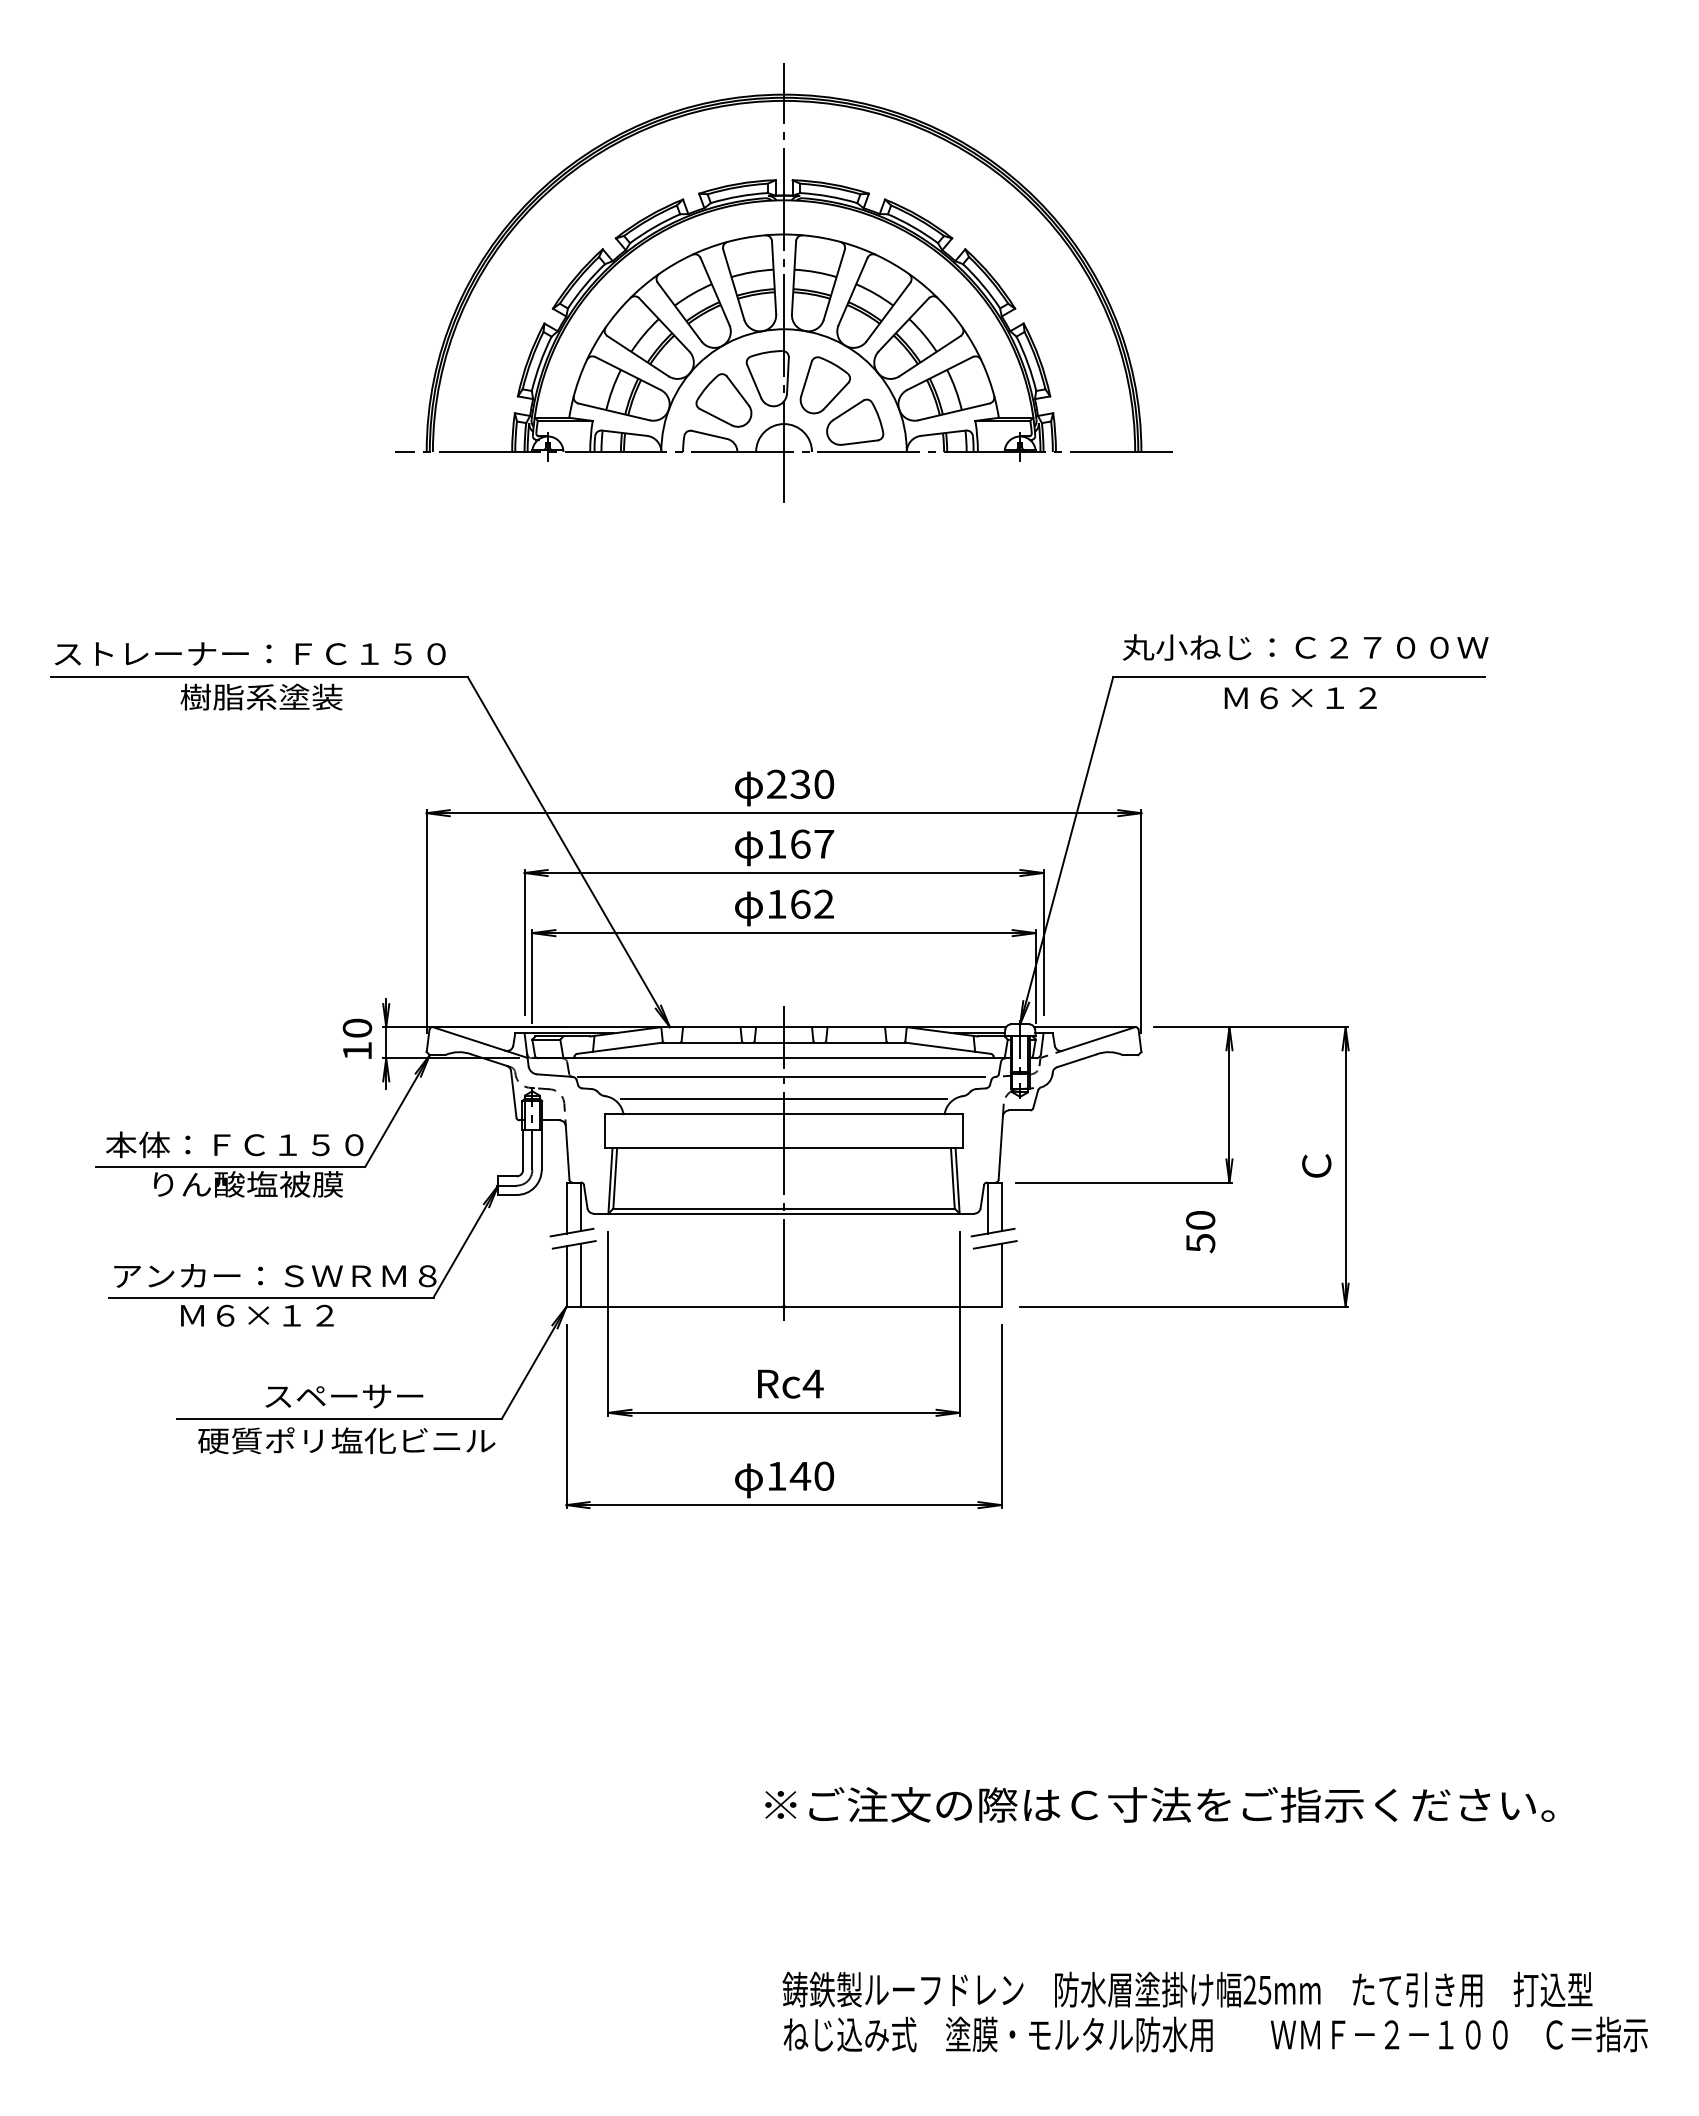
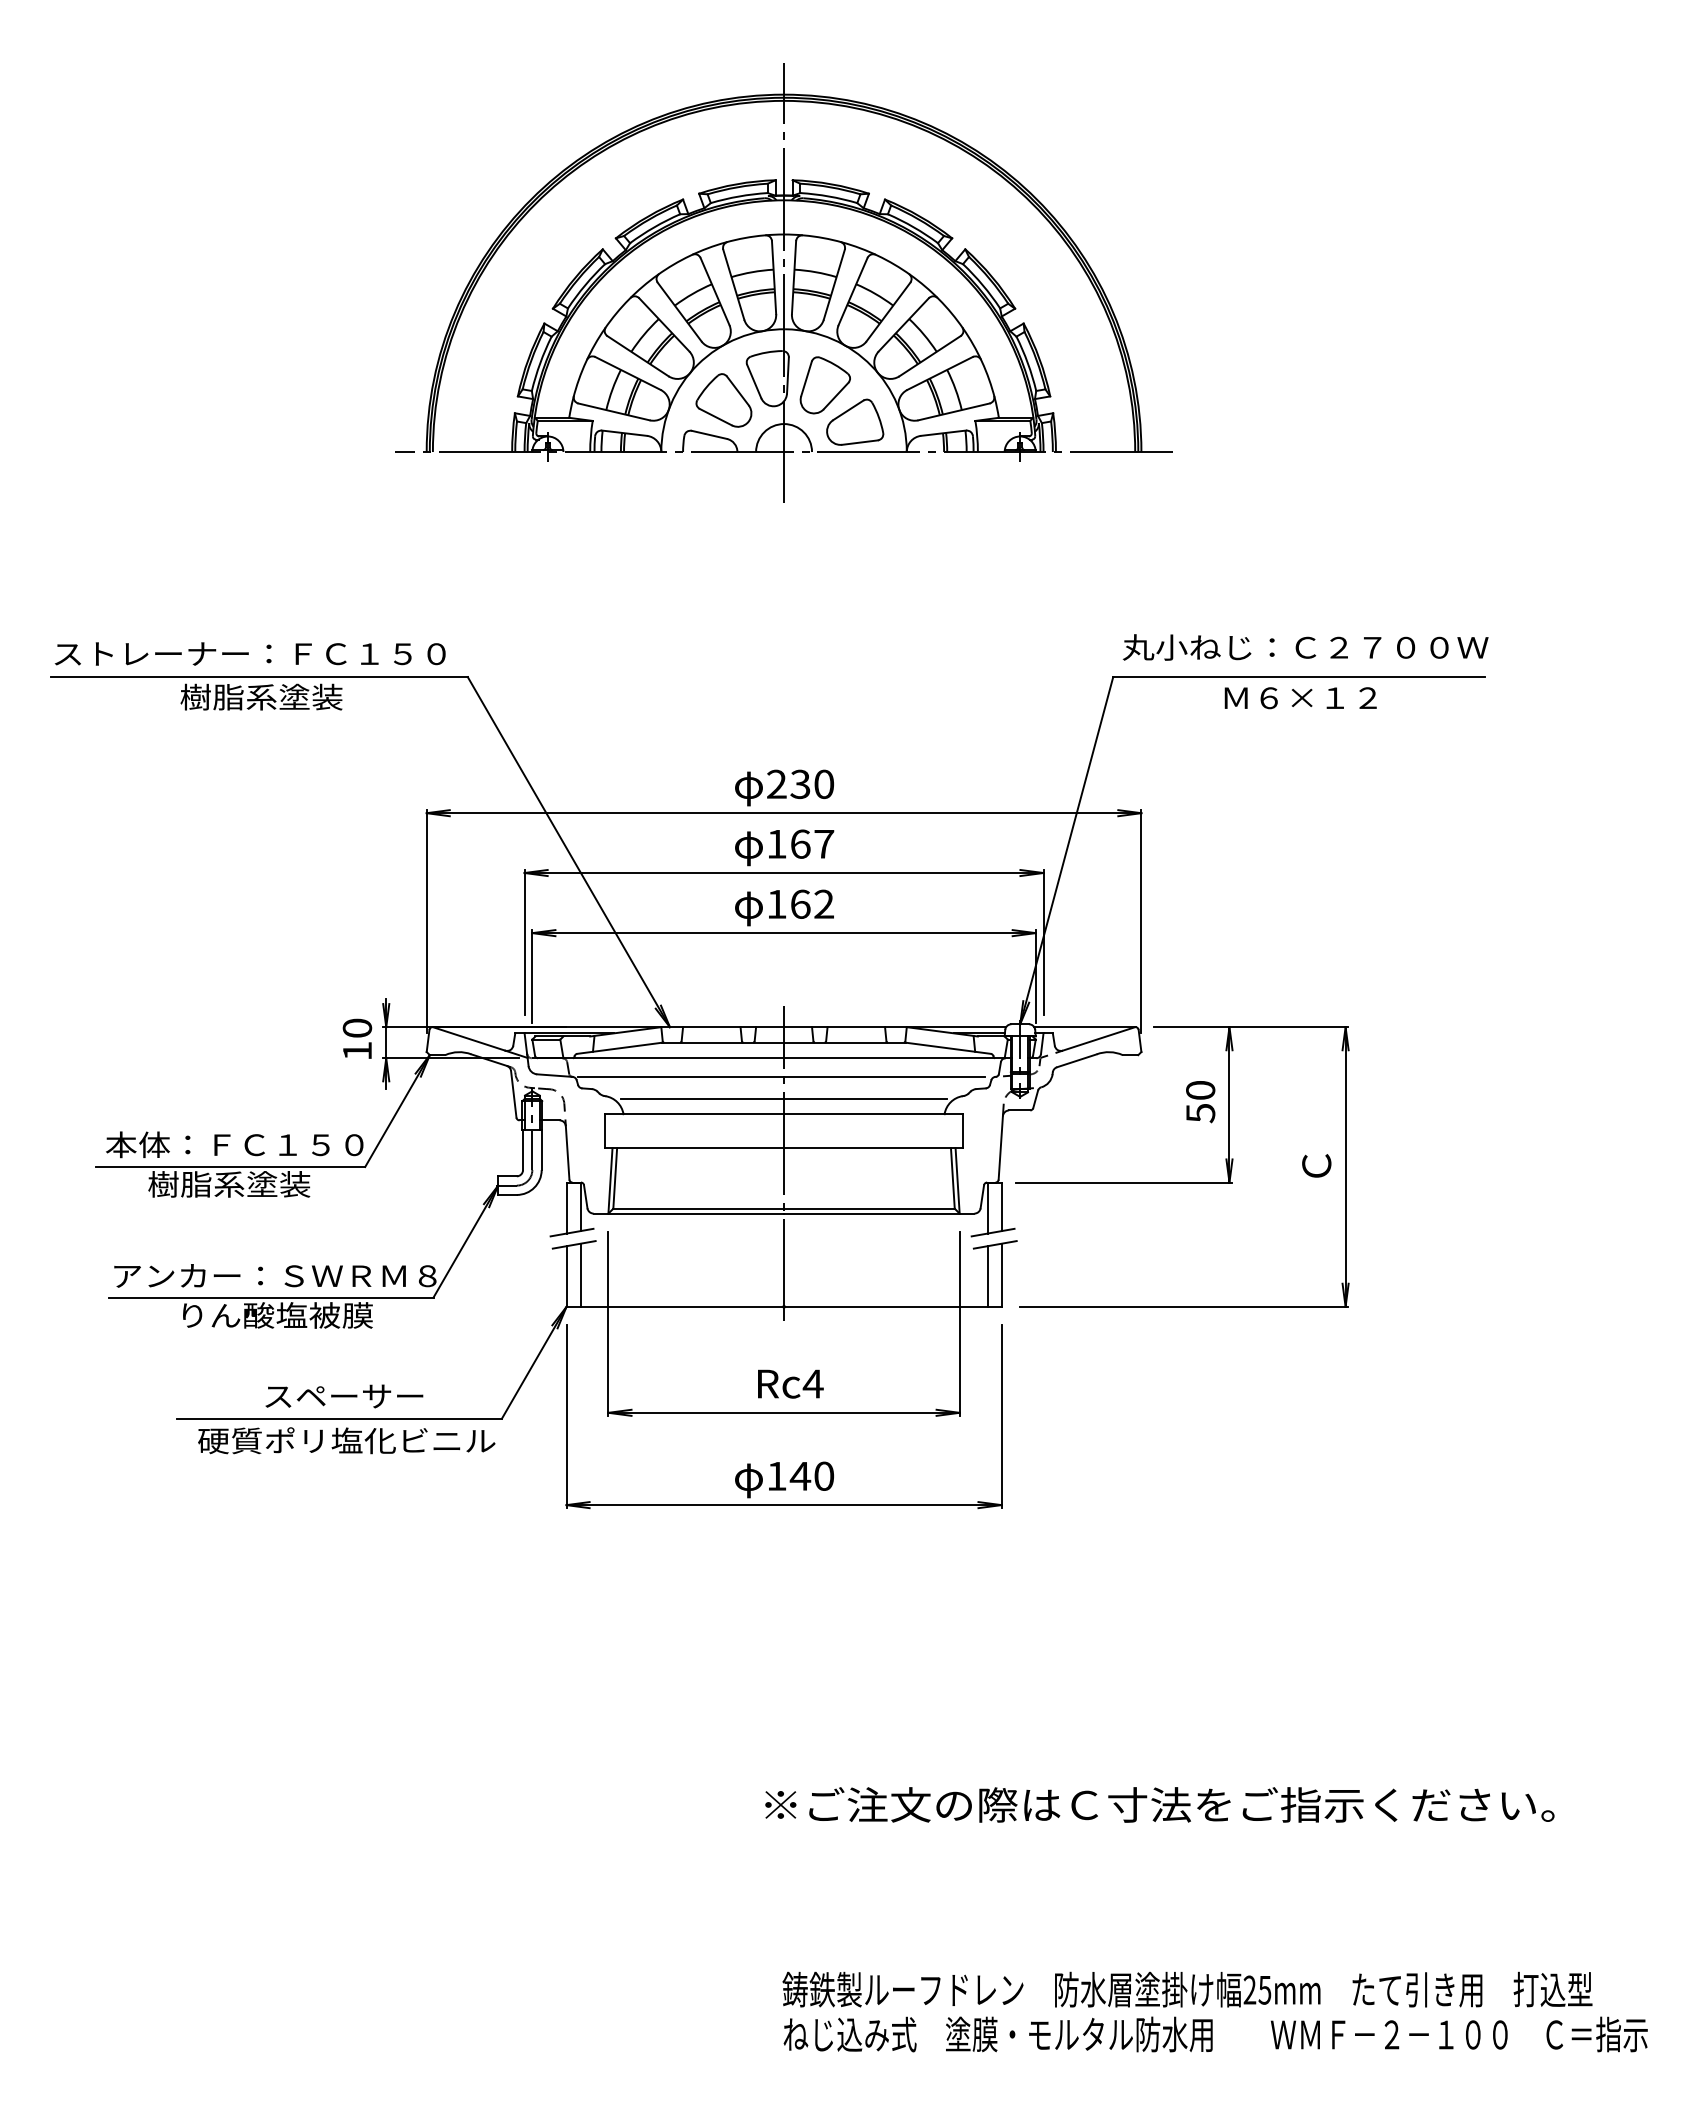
text: りん酸塩被膜 -> 樹脂系塗装 (245, 1184)
text position: (1200, 1232) -> (1200, 1102) (1200, 1102)
line: none -> present (987, 1276)
text: Ｍ６×１２ -> りん酸塩被膜 (276, 1315)
